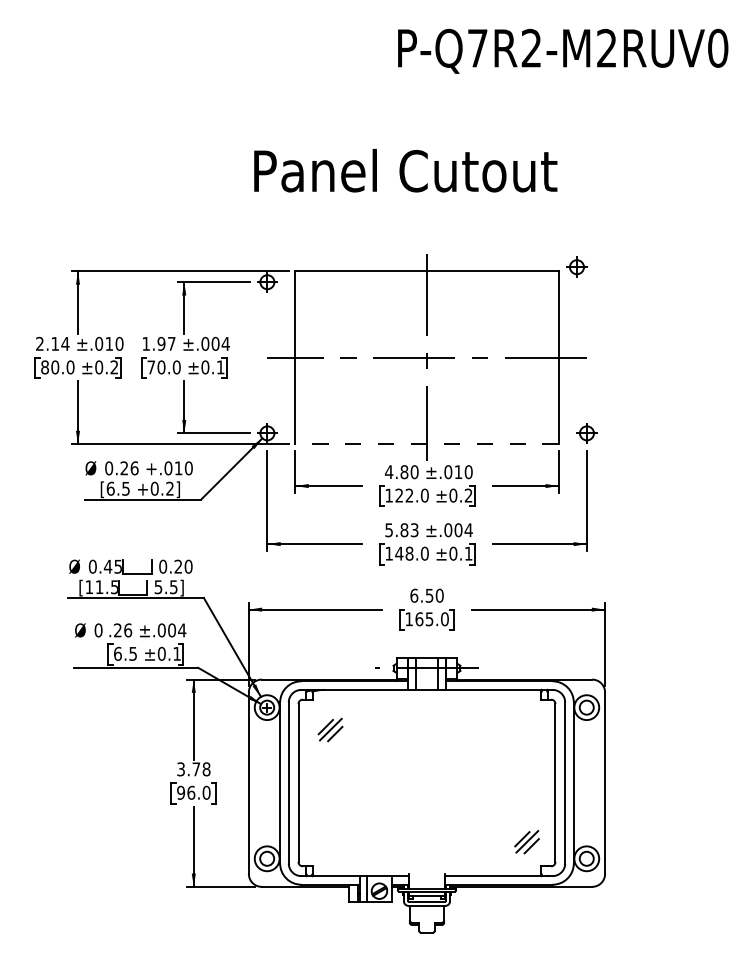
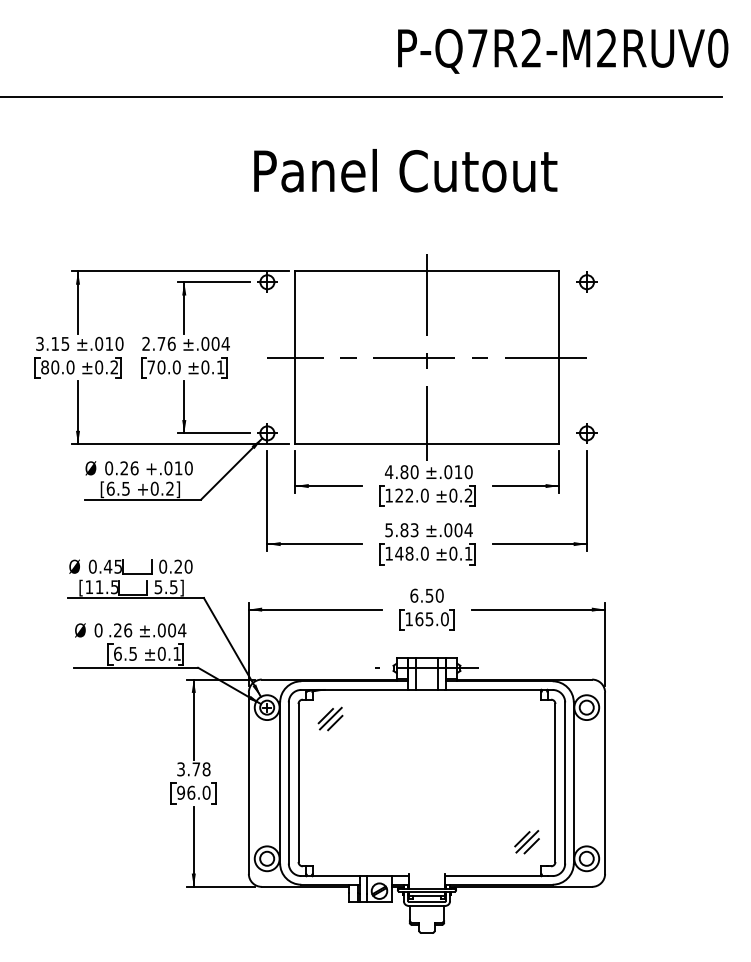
line: none -> present (362, 96)
part position: (576, 266) -> (586, 281) (586, 281)
text: 2.14 -> 3.15 (52, 343)
text: 1.97 -> 2.76 (158, 343)
line: dashed -> solid (427, 444)
part position: (330, 729) -> (330, 718) (330, 718)
